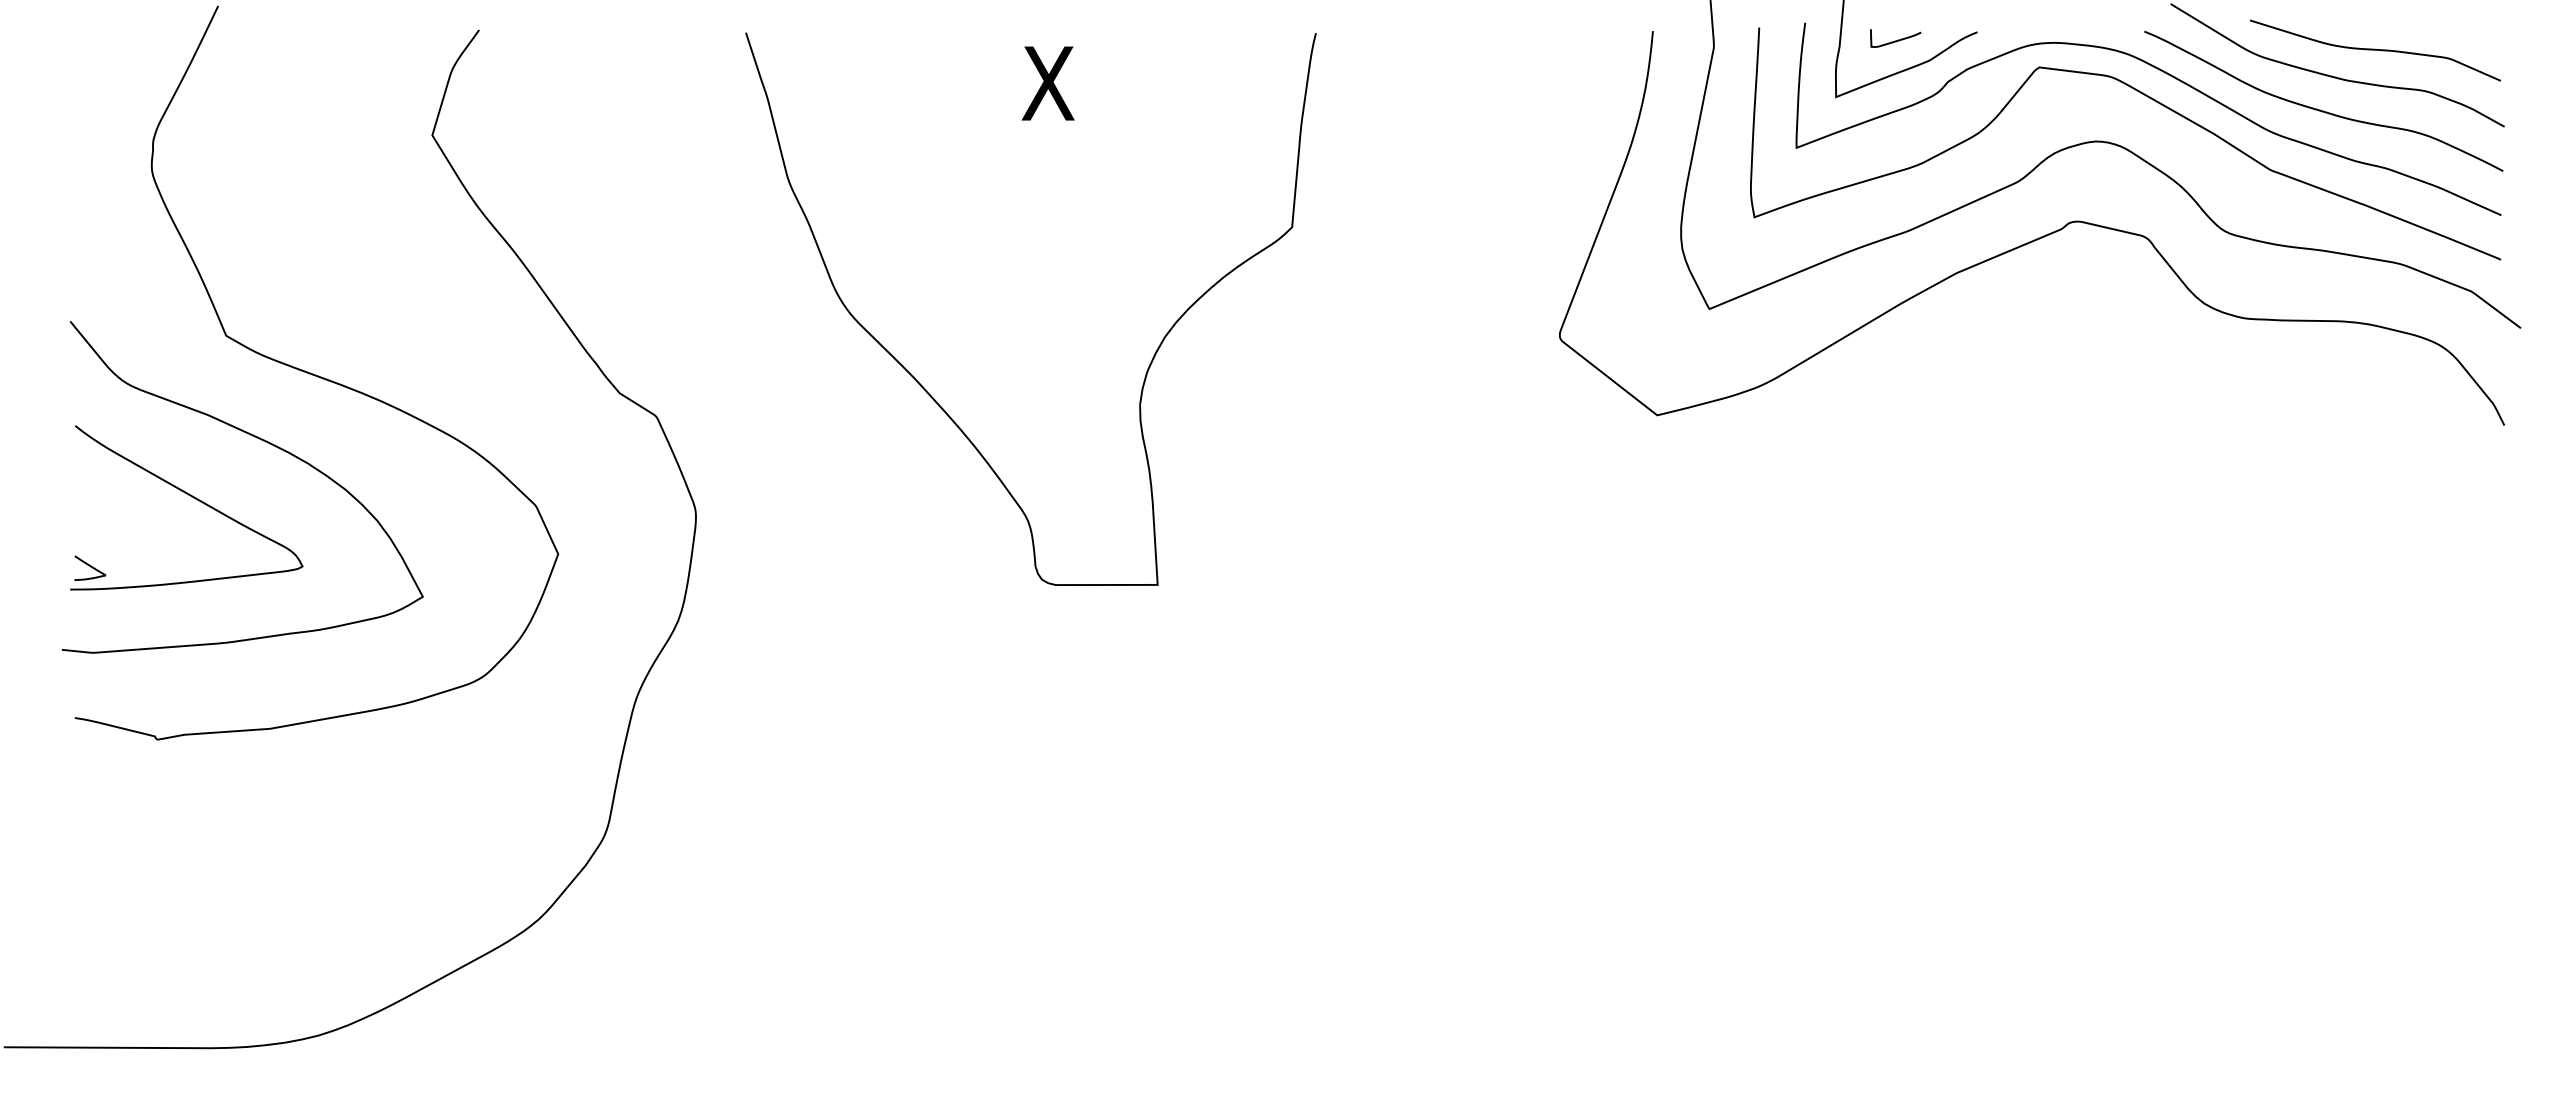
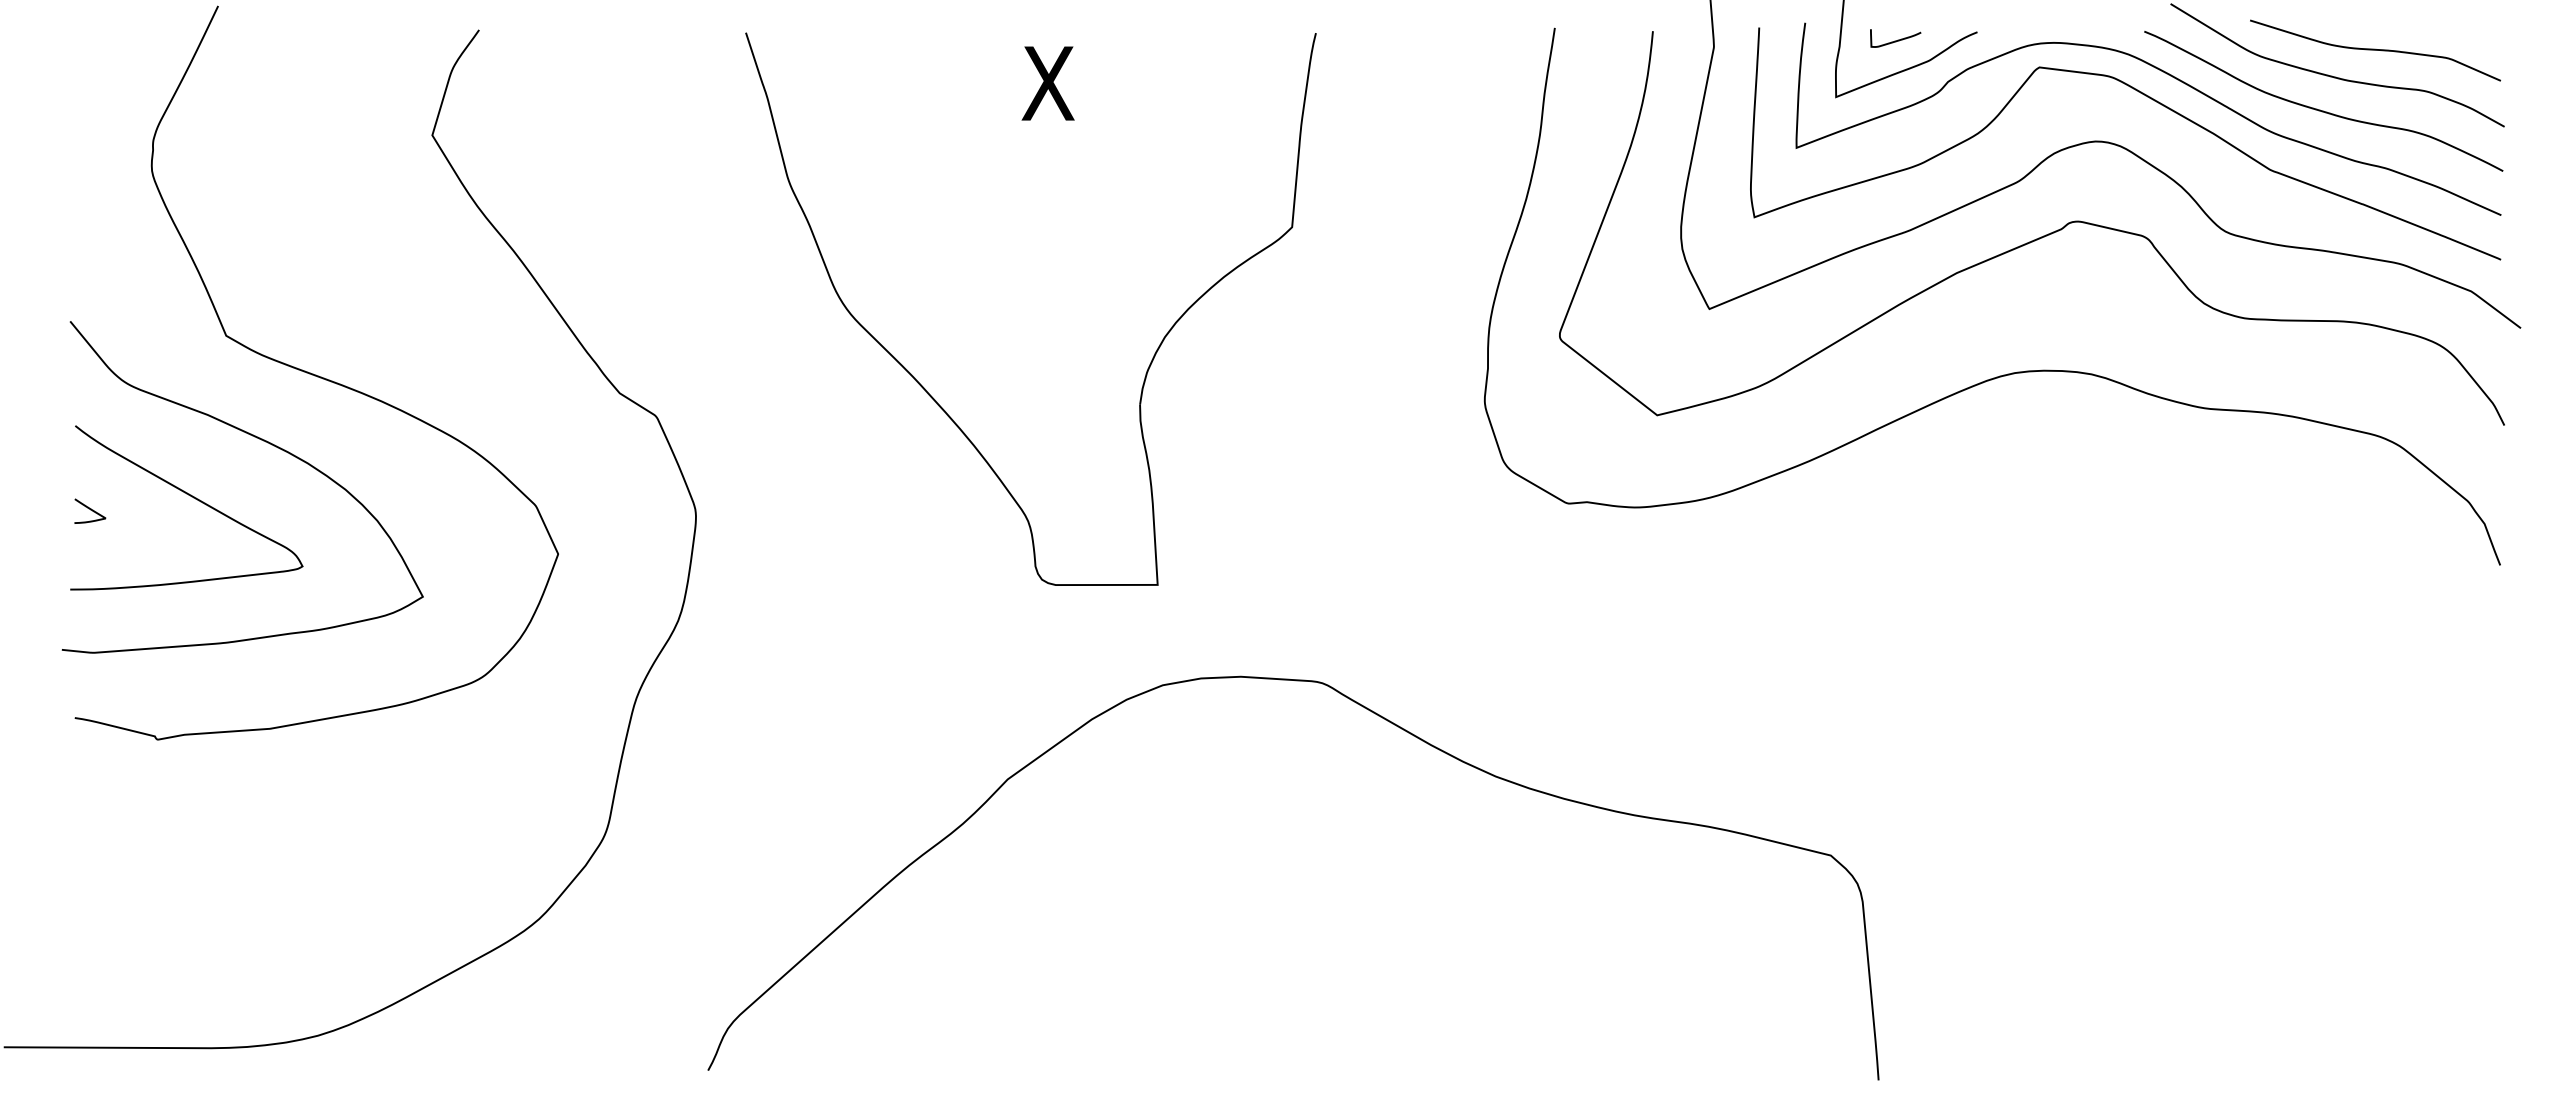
curve: none -> present (2007, 373)
curve position: (90, 567) -> (90, 510) (90, 510)
curve: none -> present (1385, 720)
